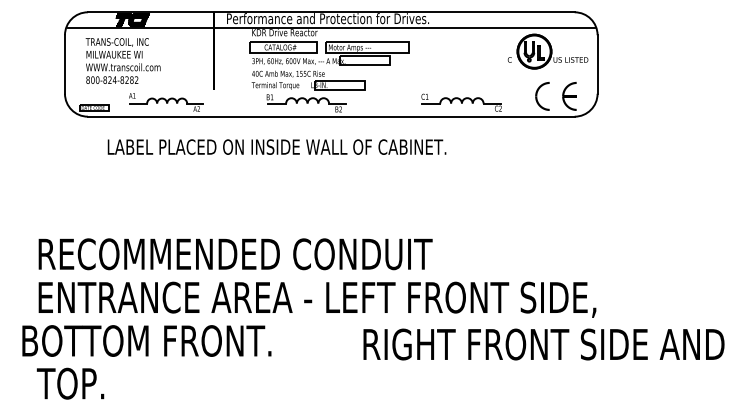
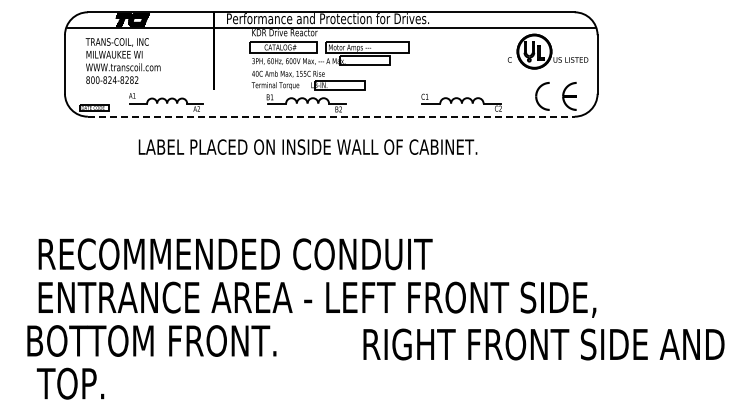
line: solid -> dashed (331, 116)
text position: (276, 146) -> (307, 146) (307, 146)
text position: (146, 340) -> (151, 340) (151, 340)
